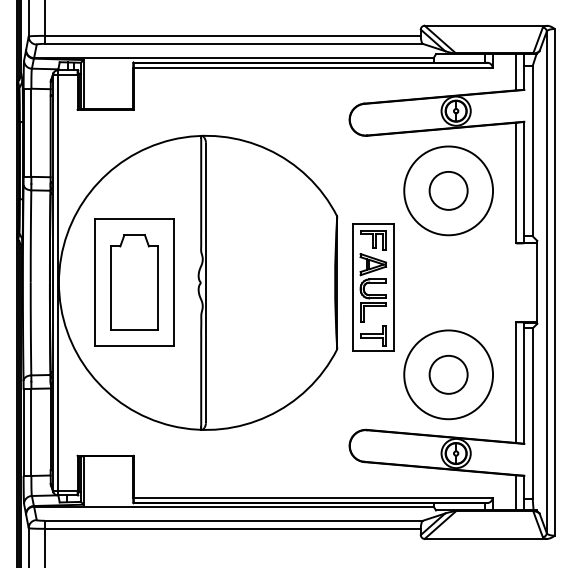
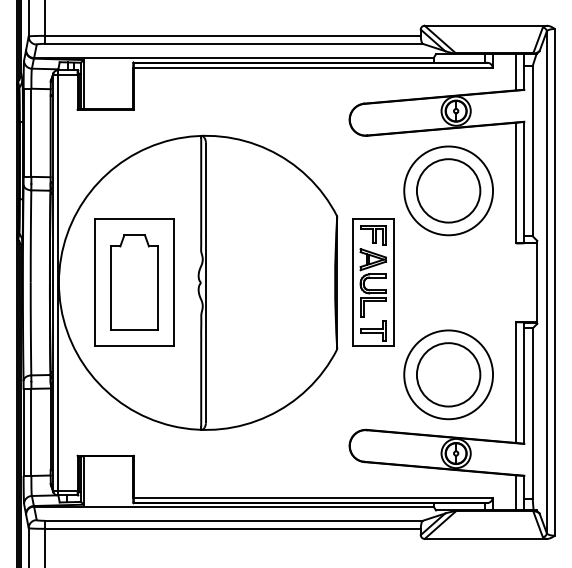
circle diameter: 38 px -> 63 px (448, 190)
part position: (373, 287) -> (373, 282) (373, 282)
circle diameter: 38 px -> 63 px (448, 374)
